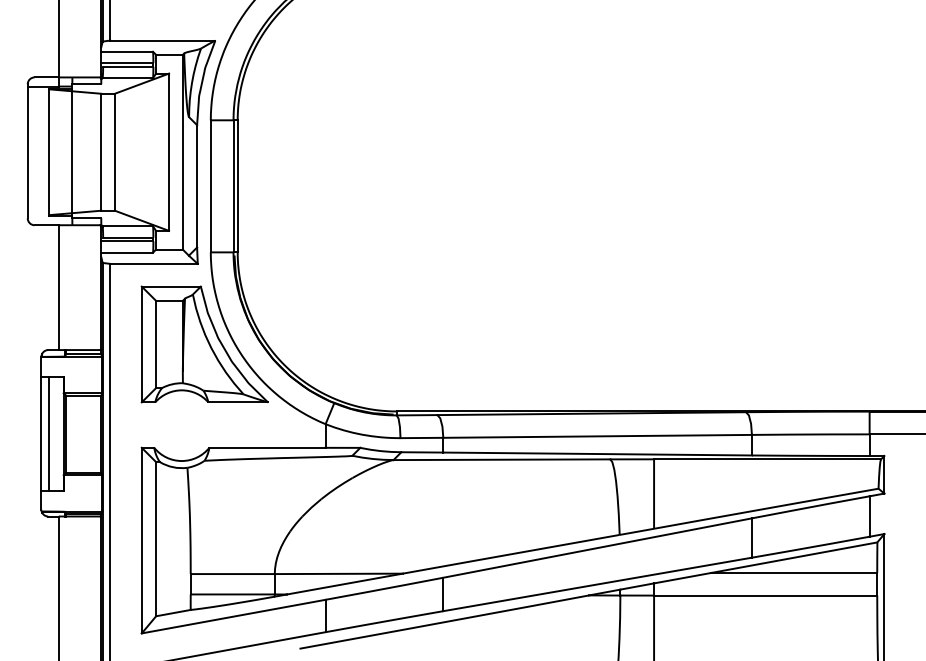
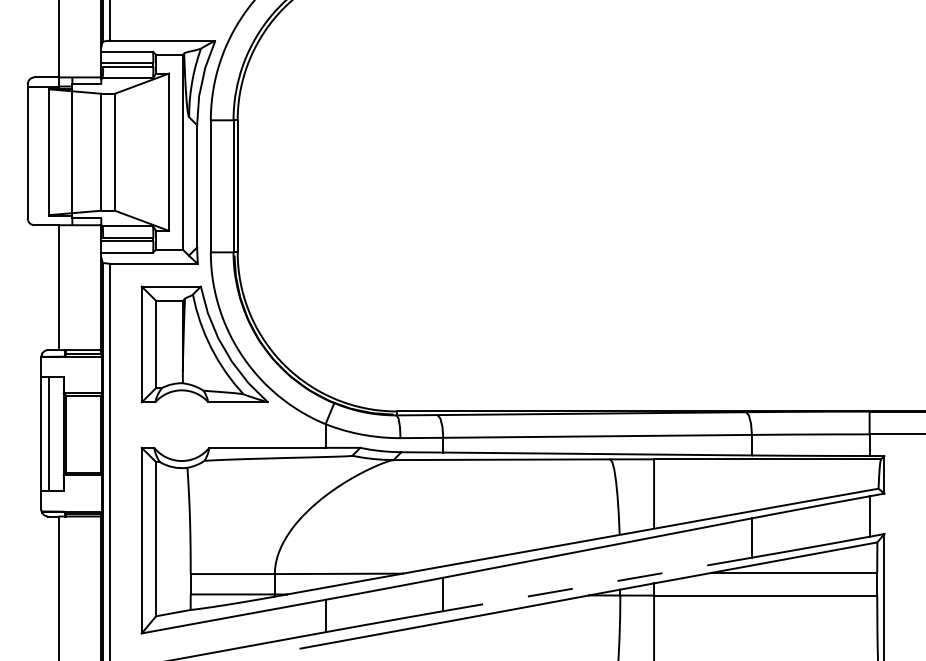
line: solid -> dashed (597, 584)
